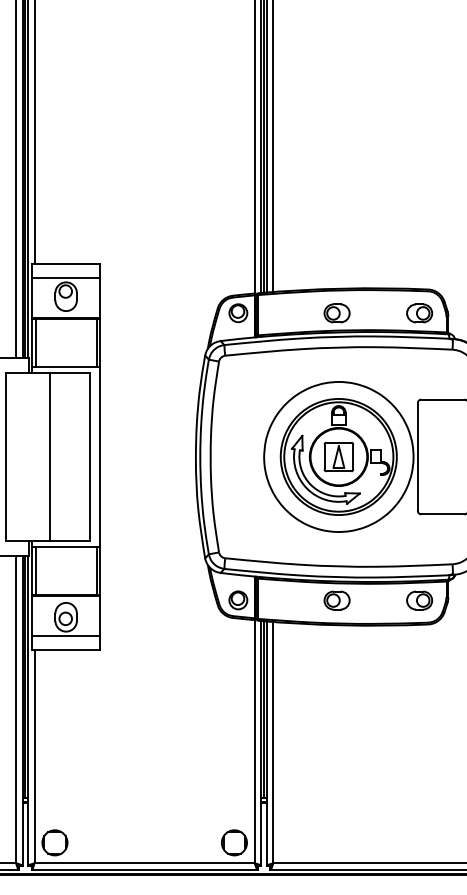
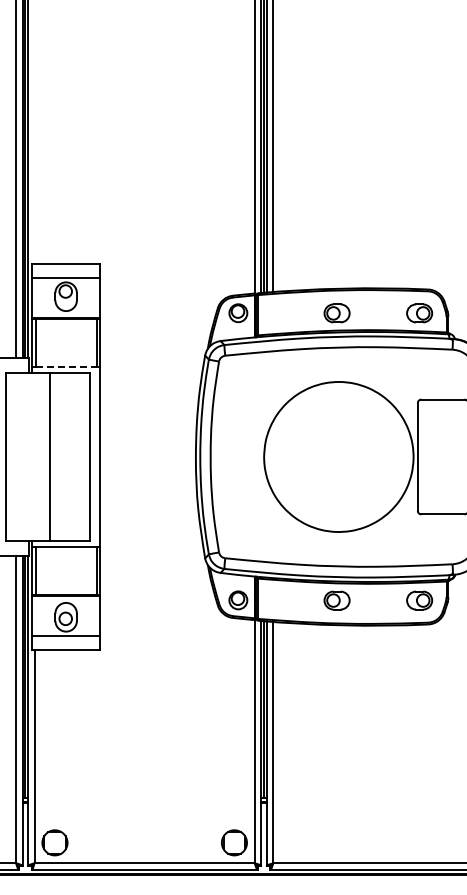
line: present -> none (34, 133)
line: solid -> dashed (66, 366)
part: present -> none (338, 456)
